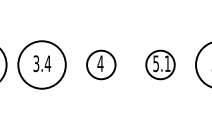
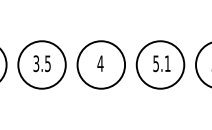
text: 3.4 -> 3.5 (47, 63)
circle diameter: 28 px -> 47 px (101, 64)
circle diameter: 28 px -> 47 px (160, 64)
